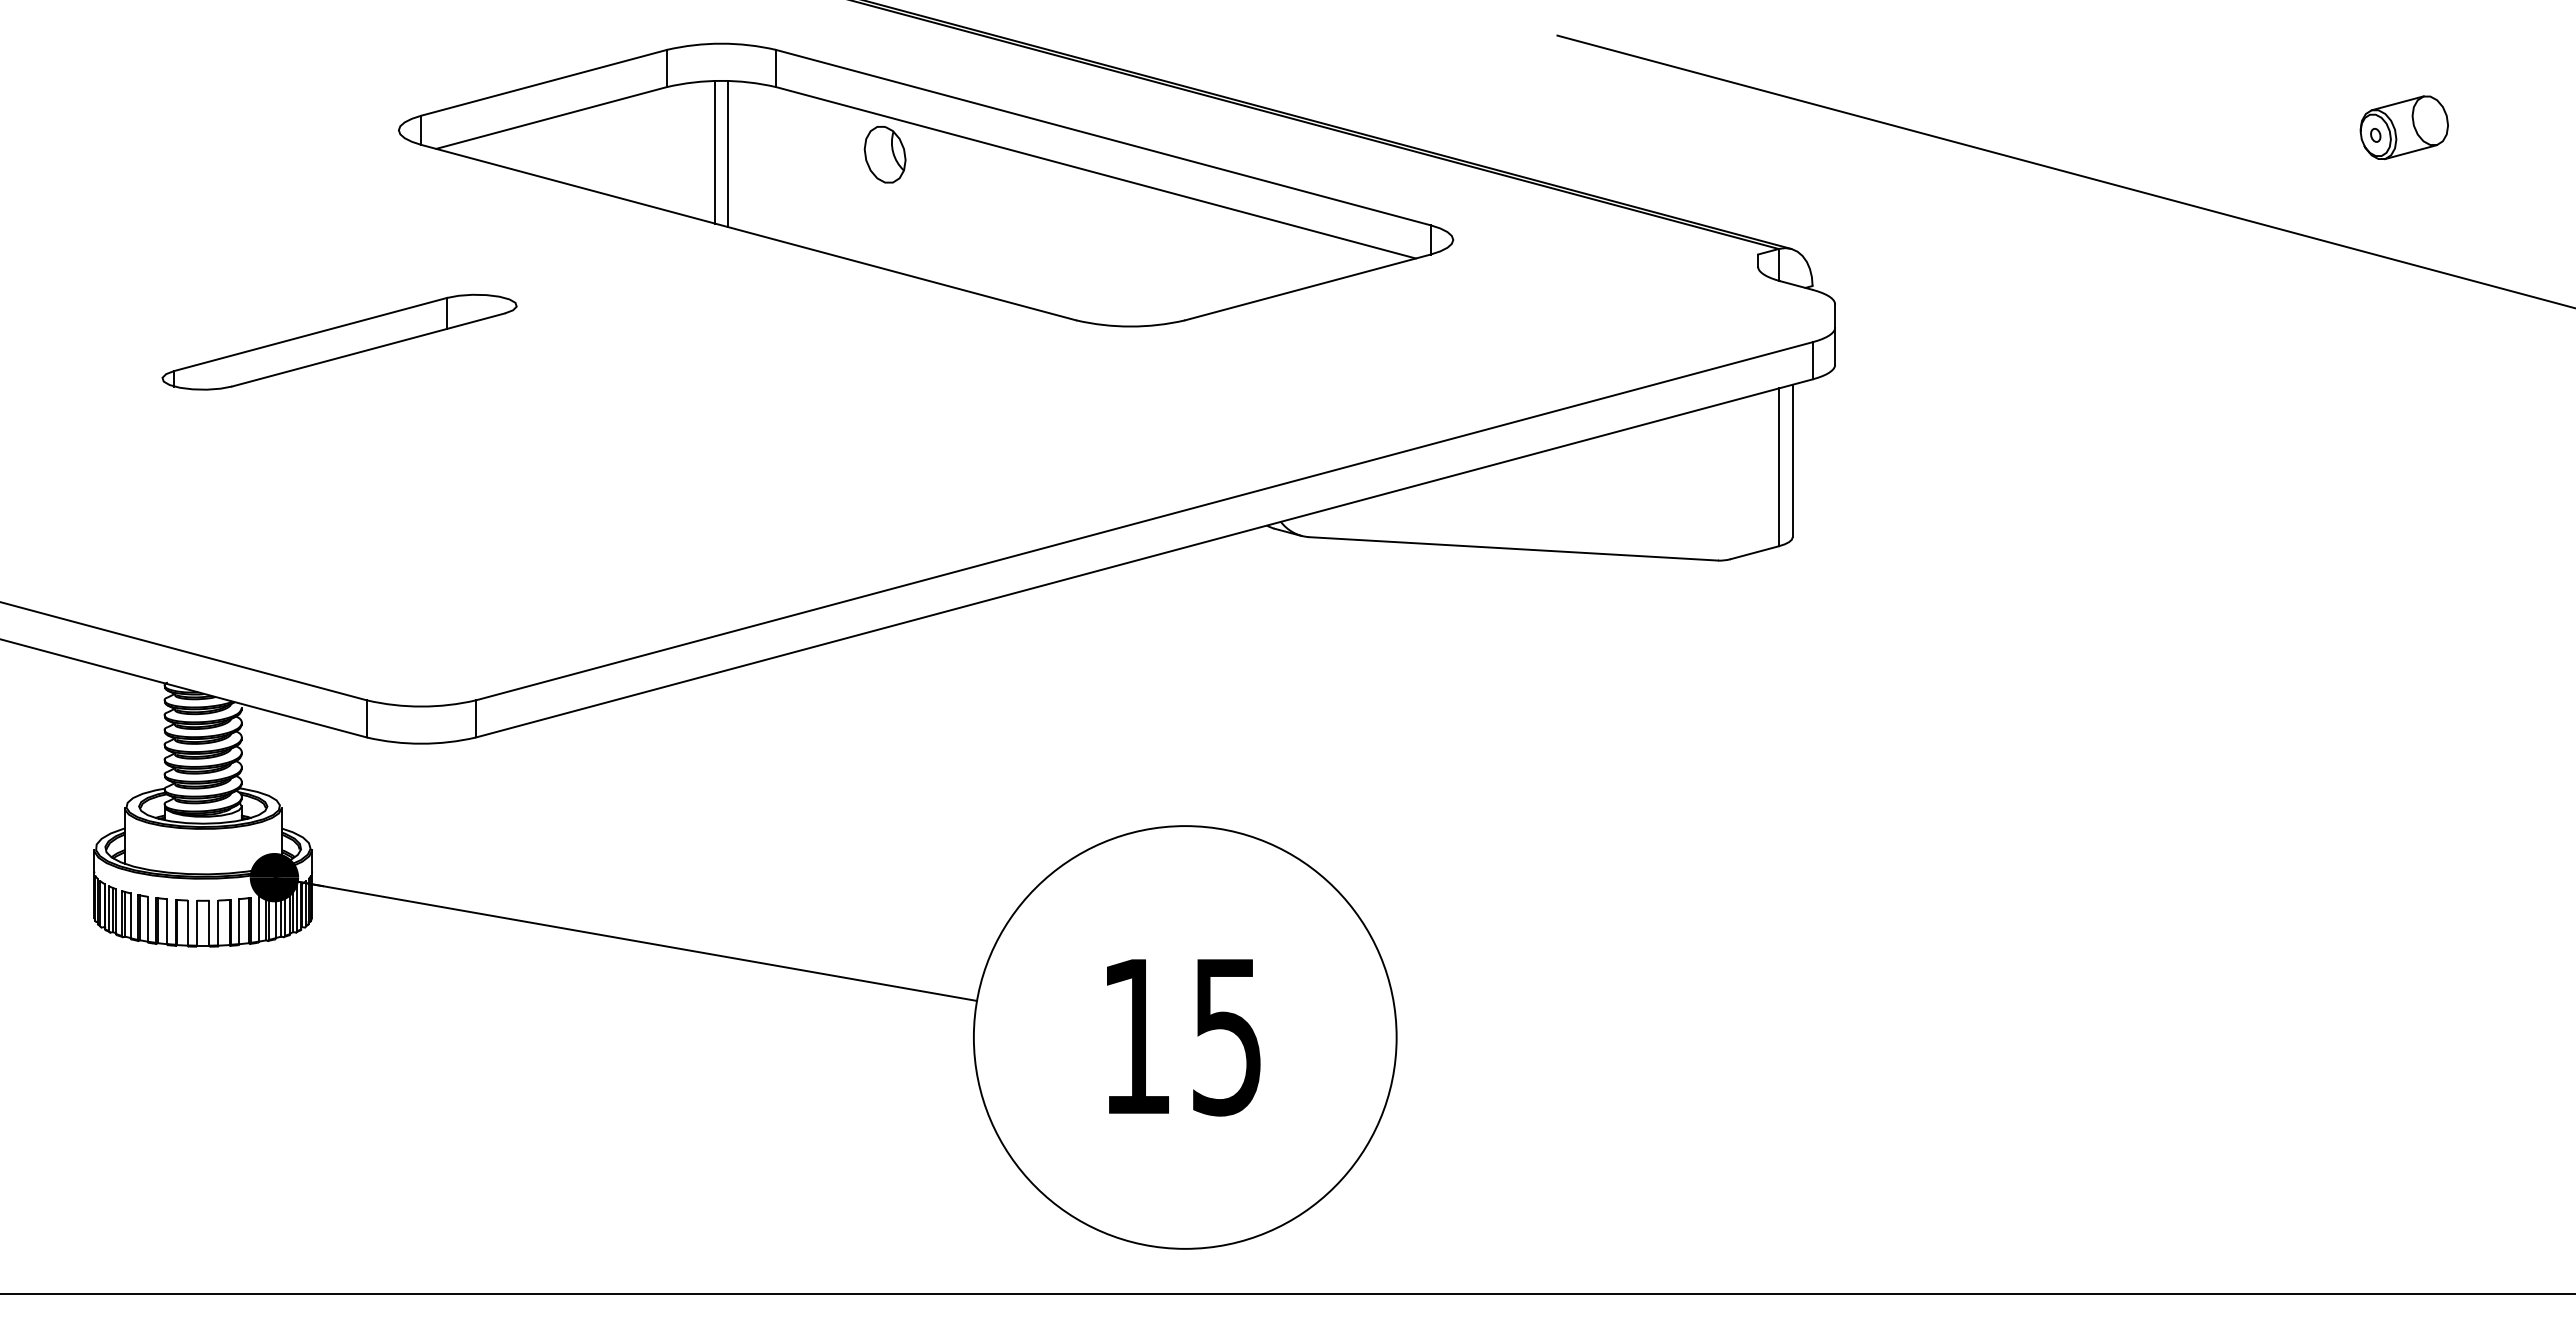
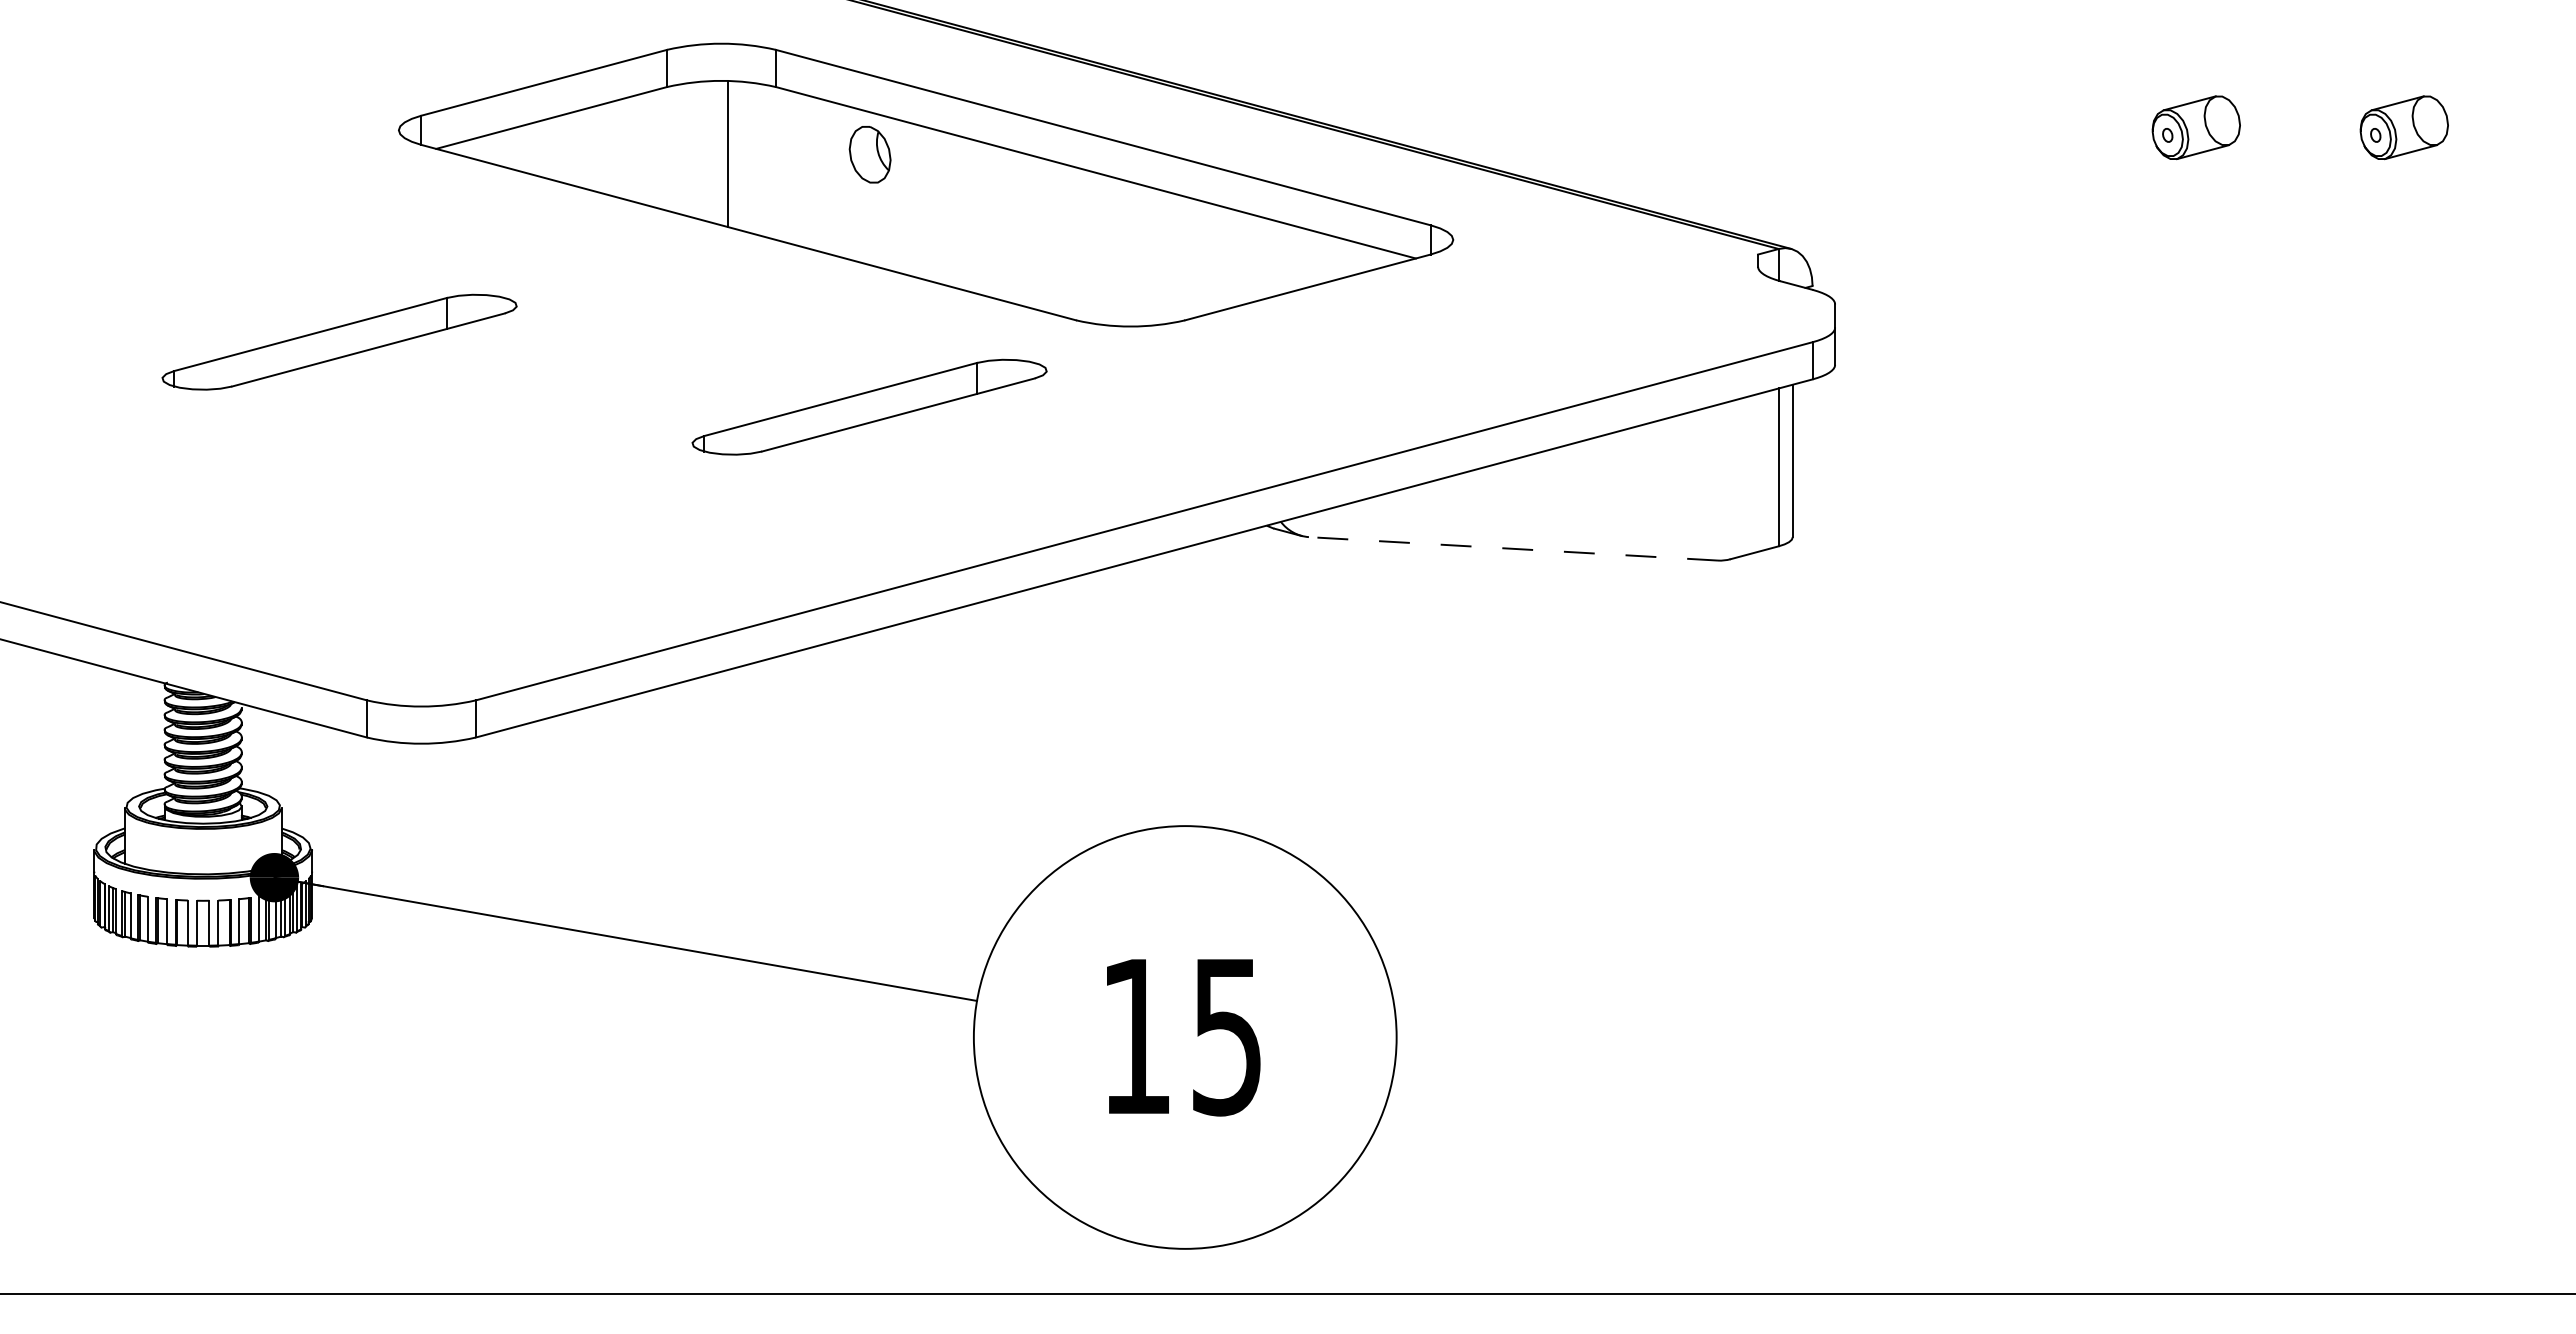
part: none -> present (2195, 127)
line: present -> none (714, 152)
part position: (884, 154) -> (869, 154) (869, 154)
line: present -> none (2064, 171)
part: none -> present (869, 406)
line: solid -> dashed (1513, 548)
